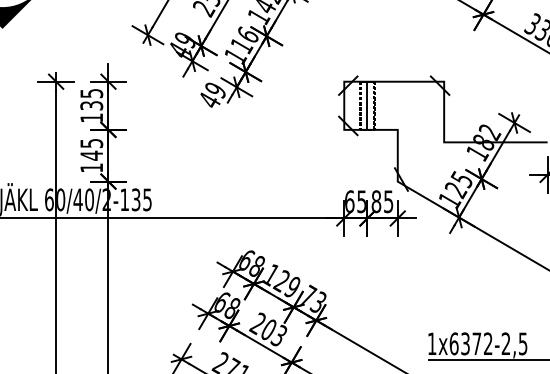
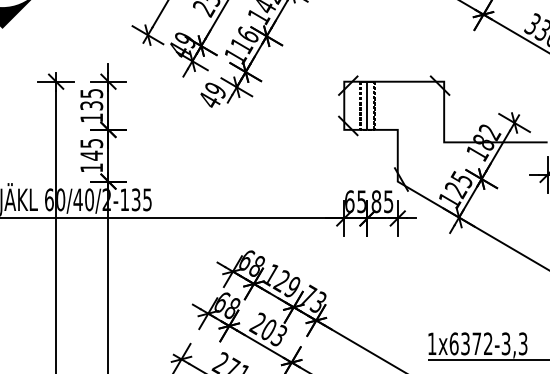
text: 1x6372-2,5 -> 1x6372-3,3 (514, 343)
